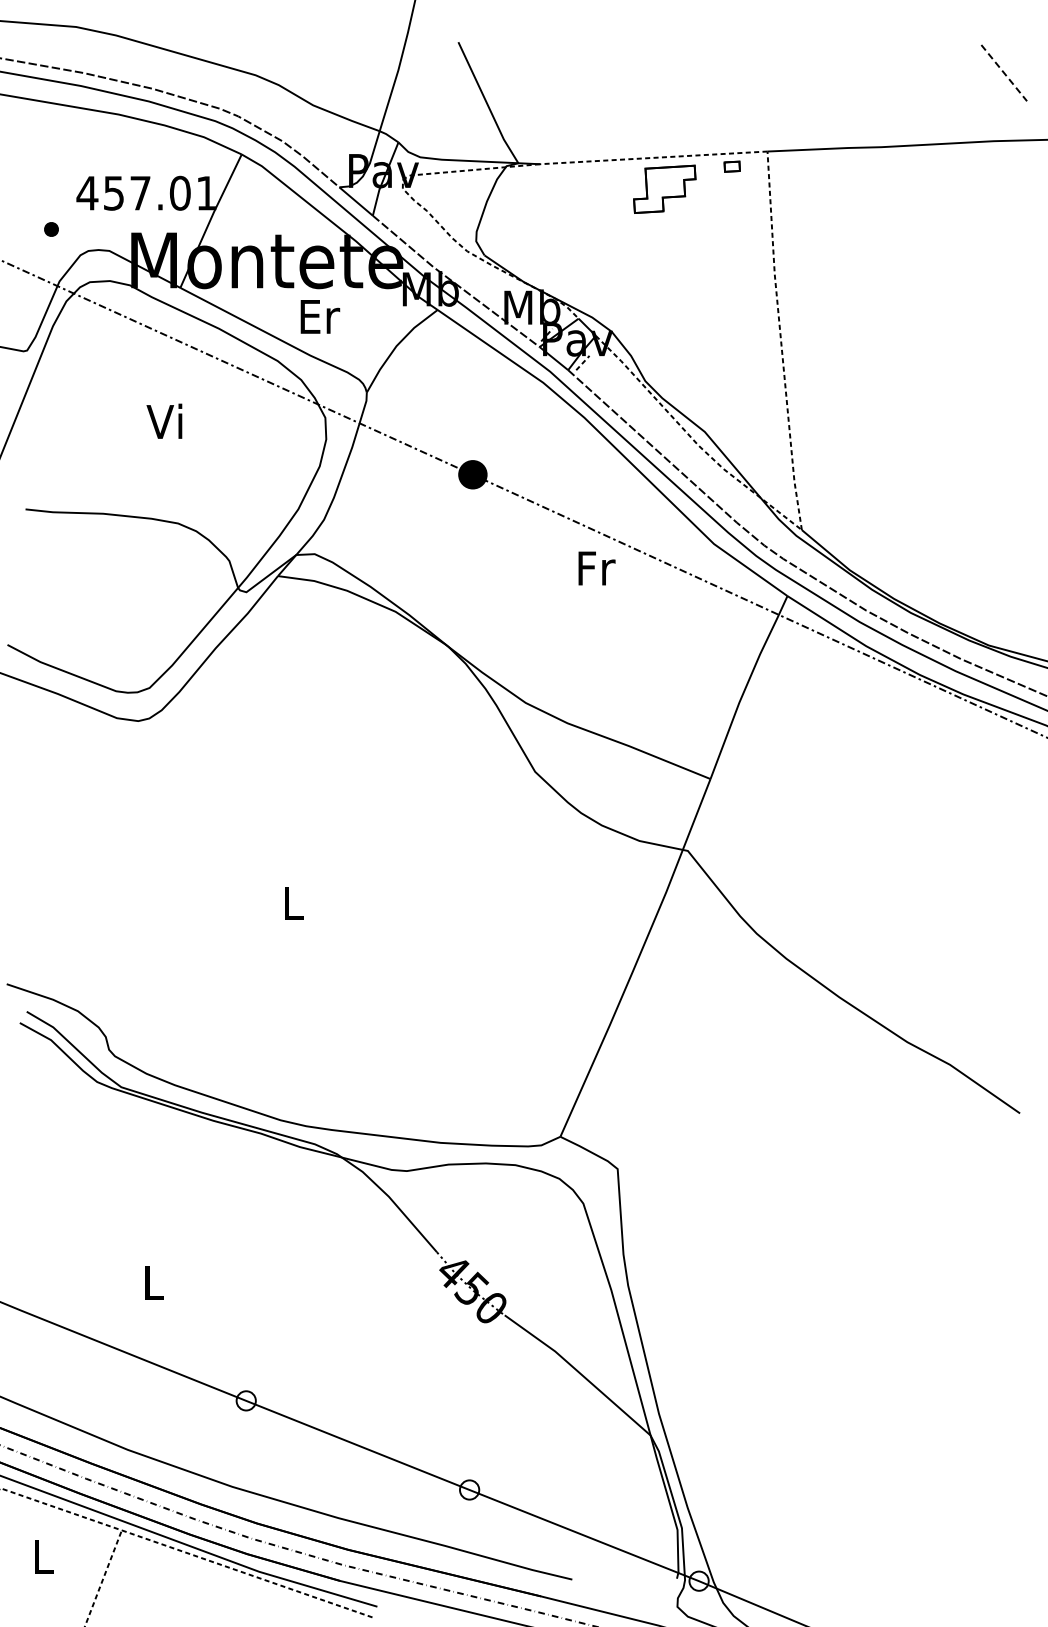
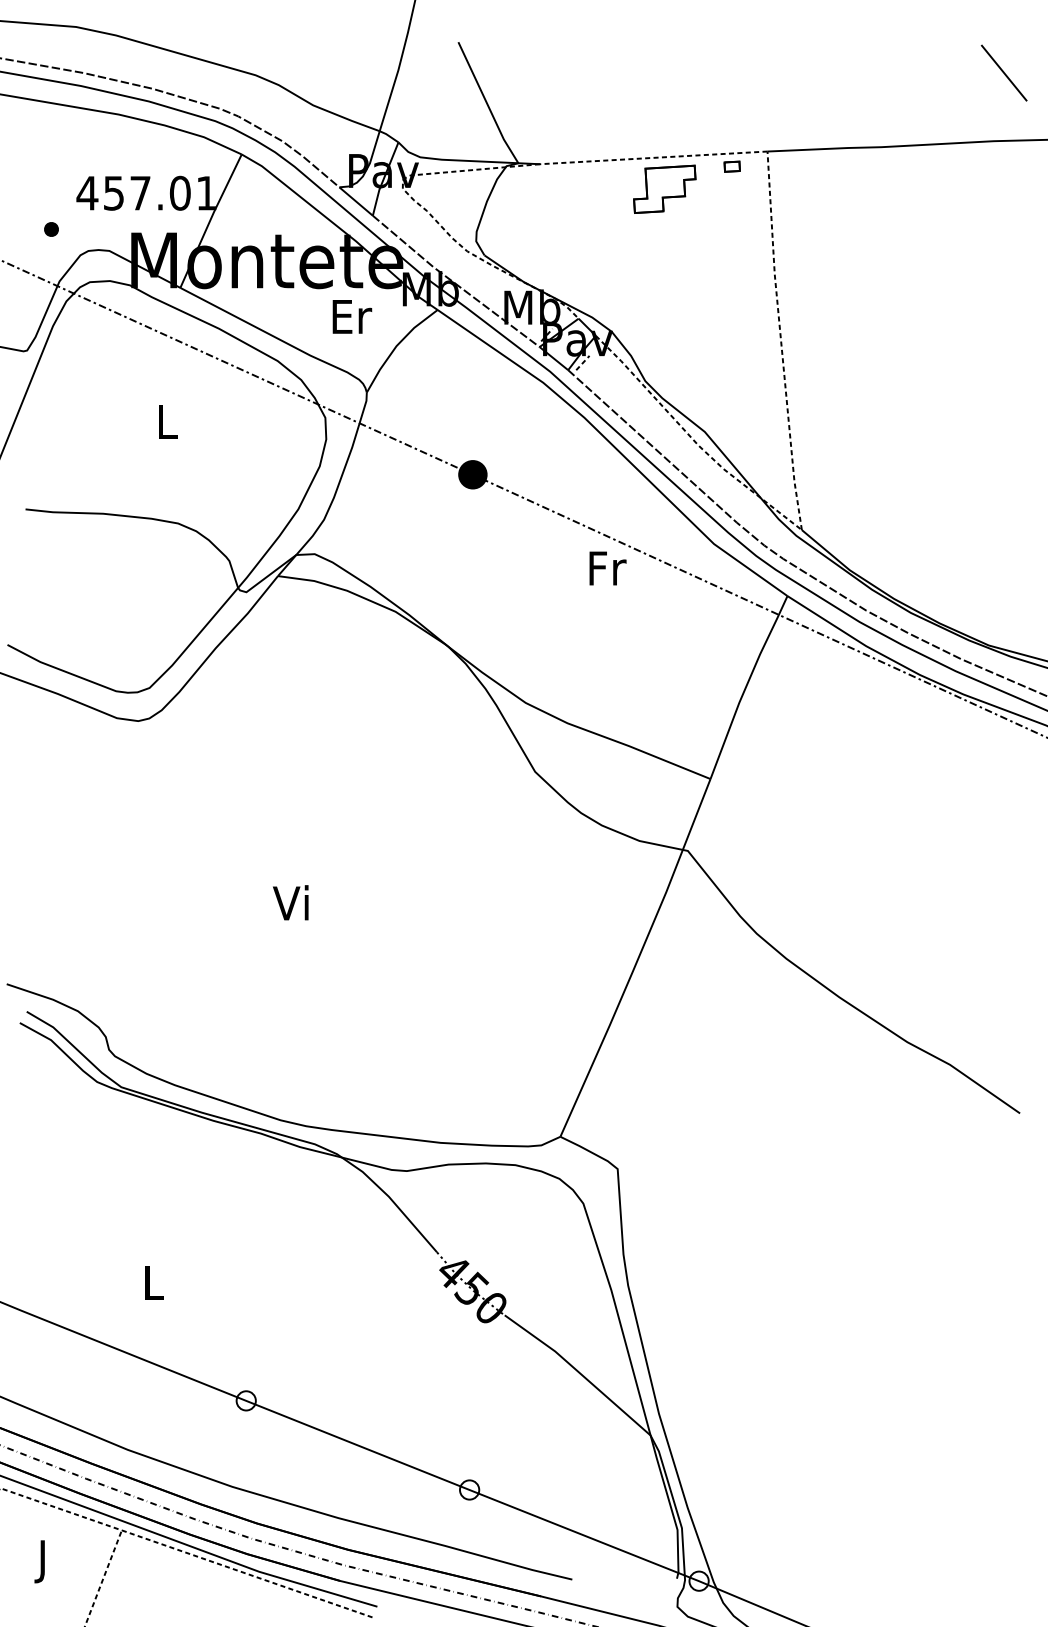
line: dashed -> solid (1004, 73)
text position: (320, 316) -> (352, 316) (352, 316)
text: Vi -> L (164, 420)
text position: (596, 568) -> (607, 568) (607, 568)
text: L -> Vi (290, 902)
text: L -> J (43, 1561)
